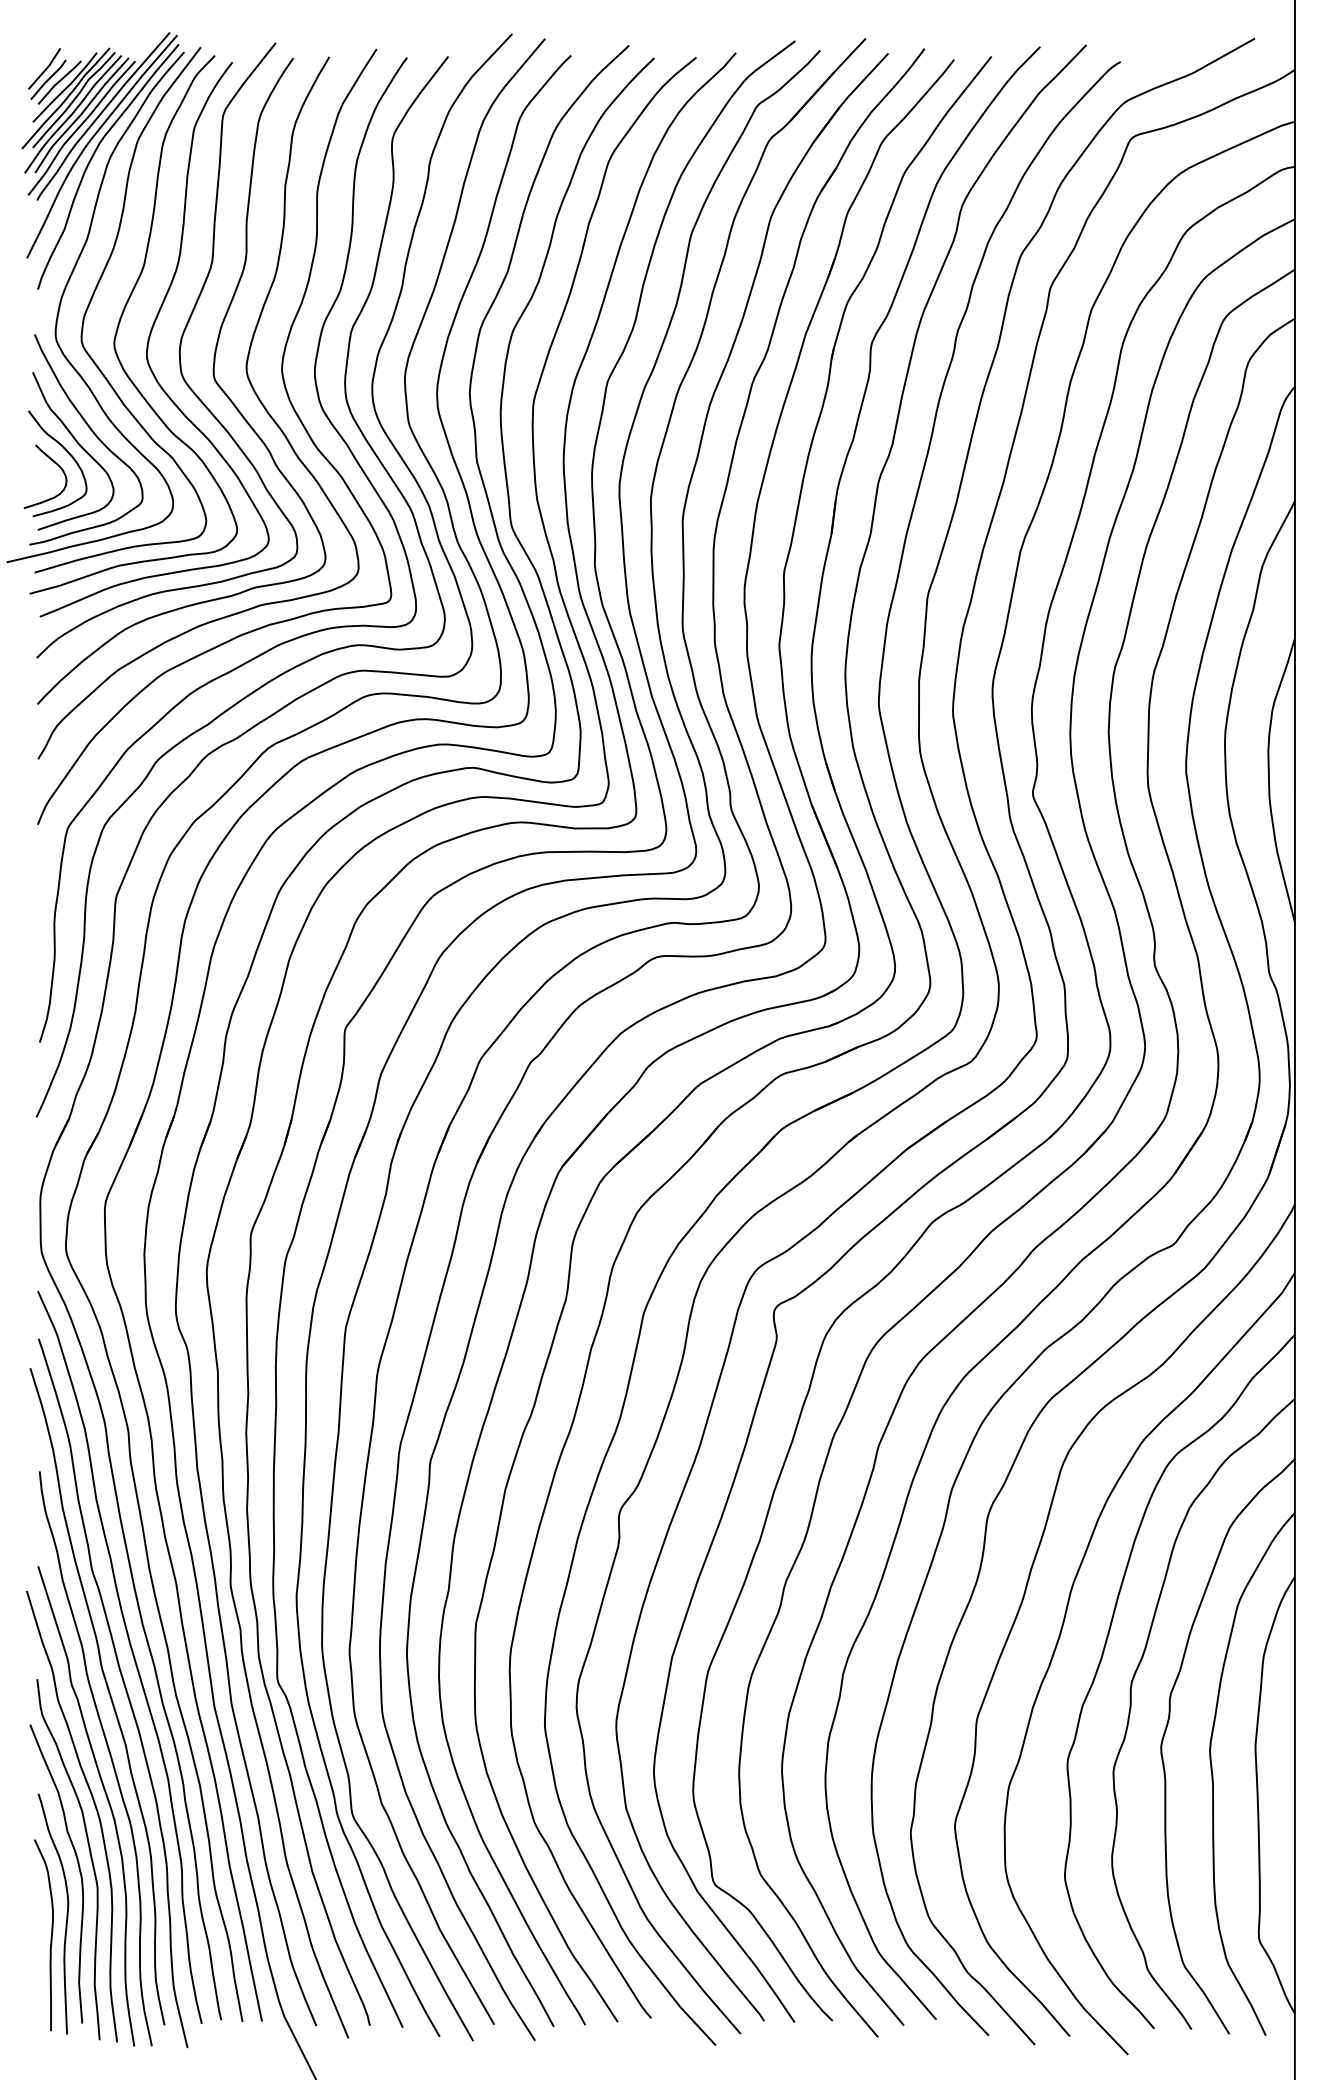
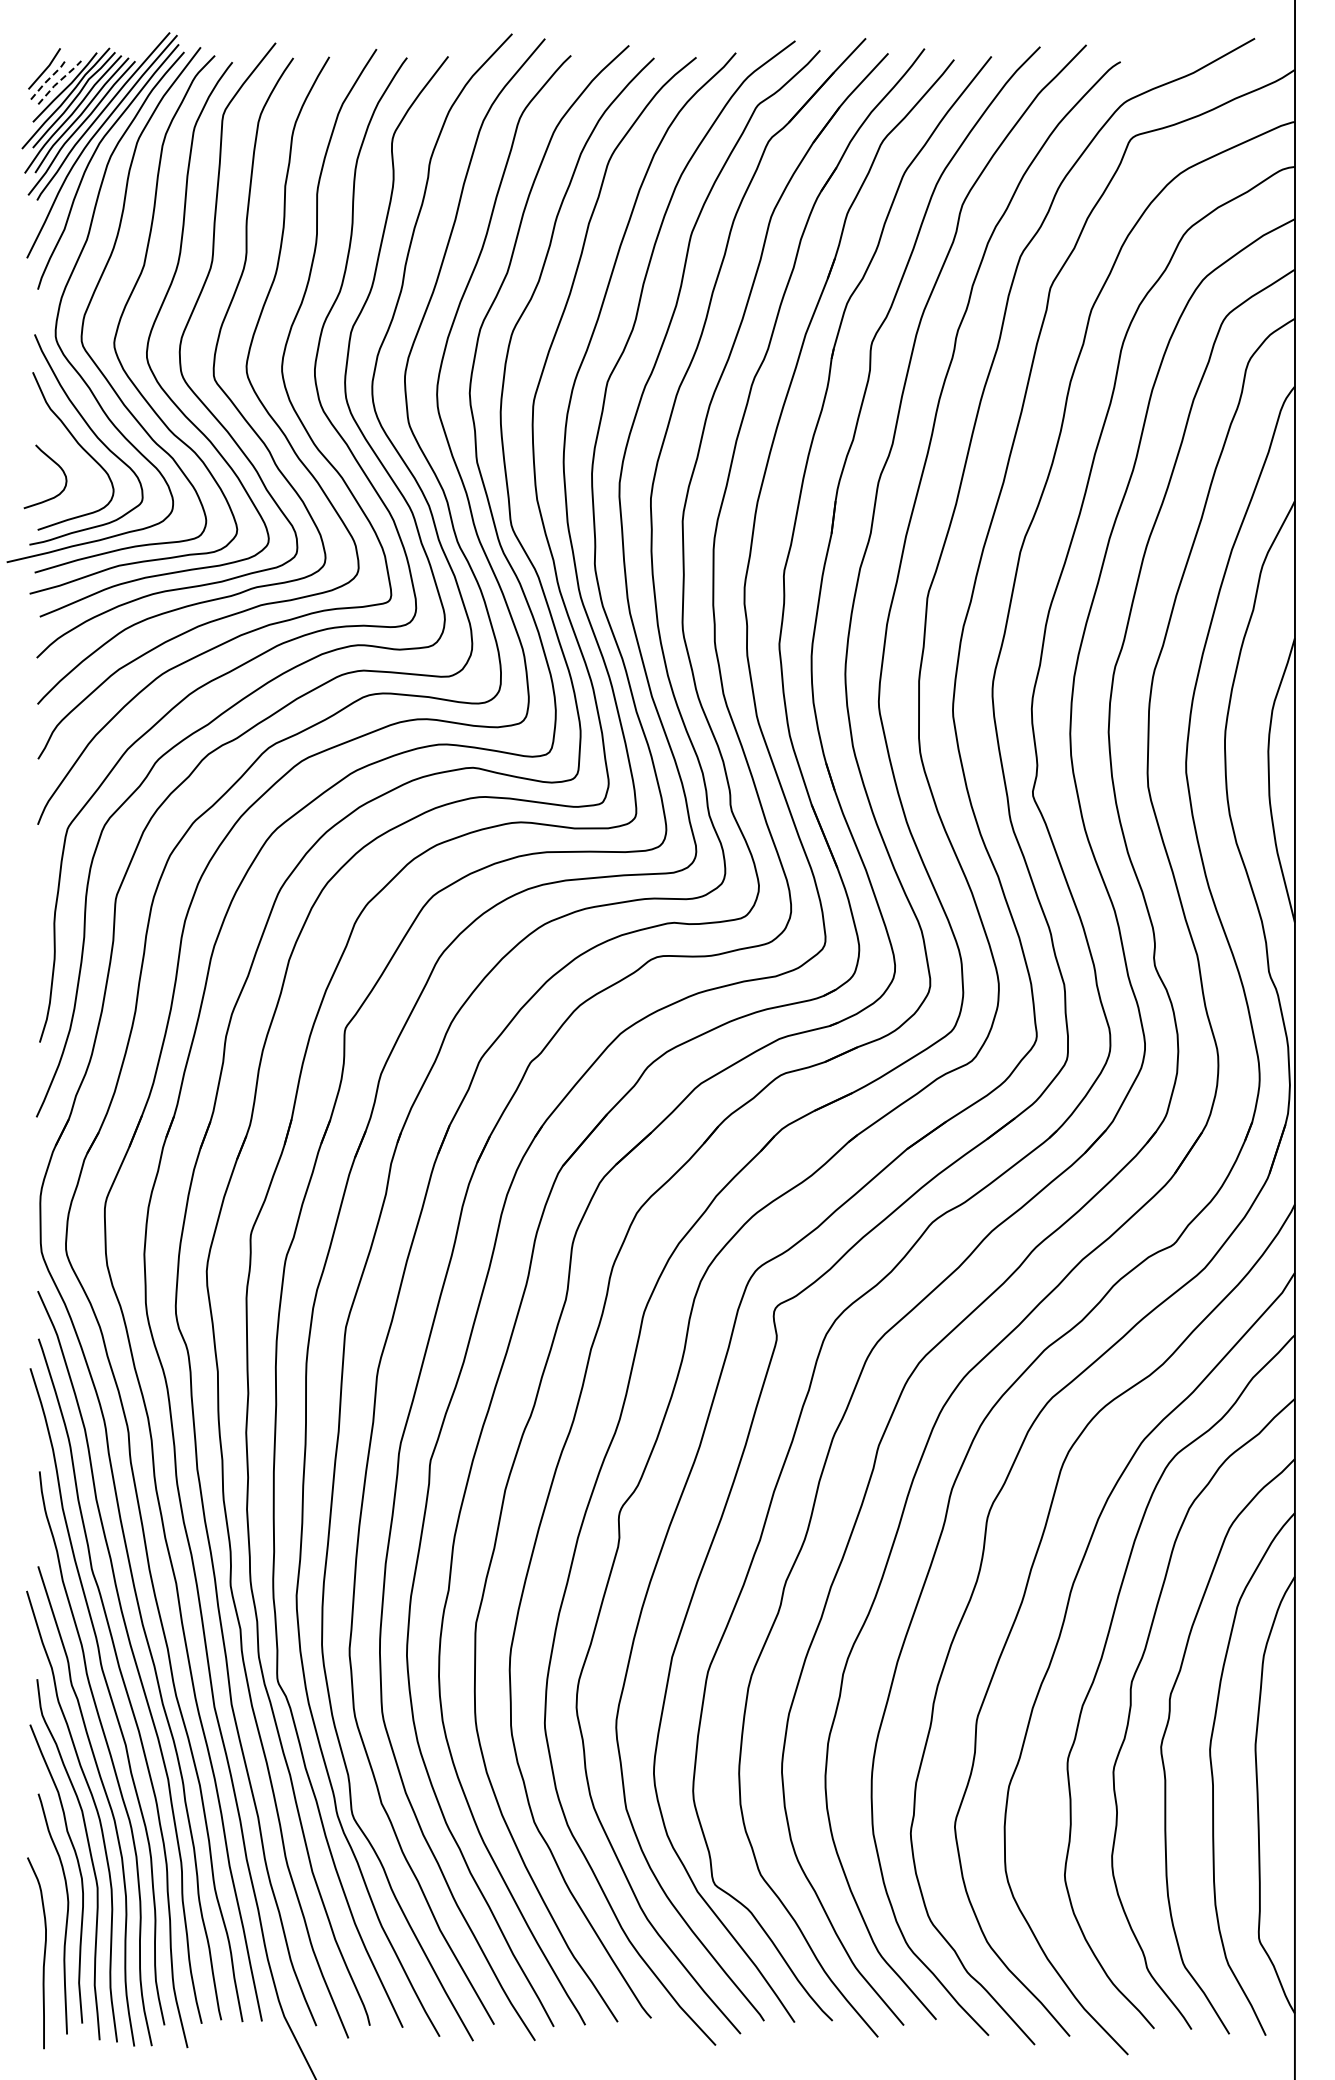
line: solid -> dashed (49, 79)
line: solid -> dashed (59, 81)
curve: present -> none (68, 454)
curve position: (50, 1936) -> (43, 1954) (43, 1954)
